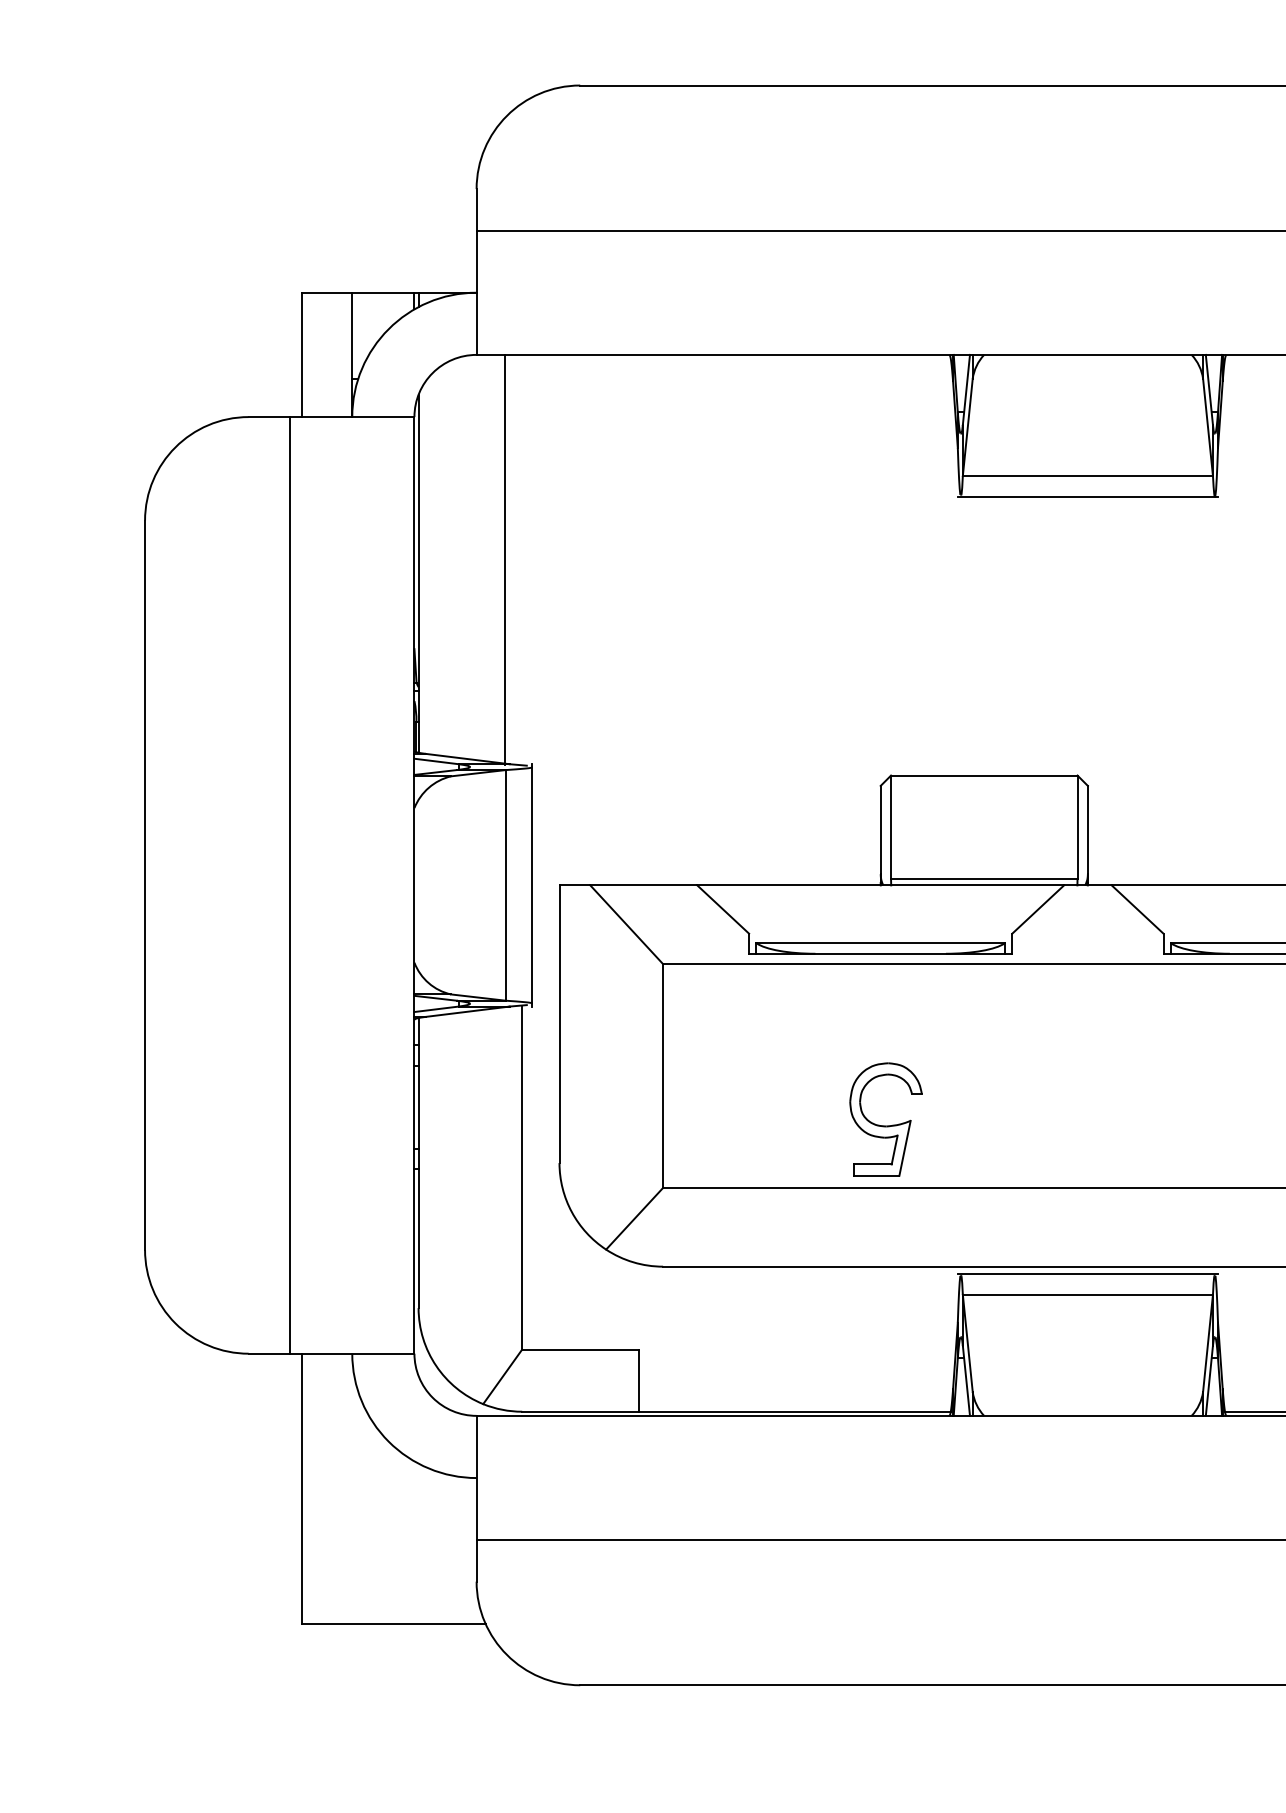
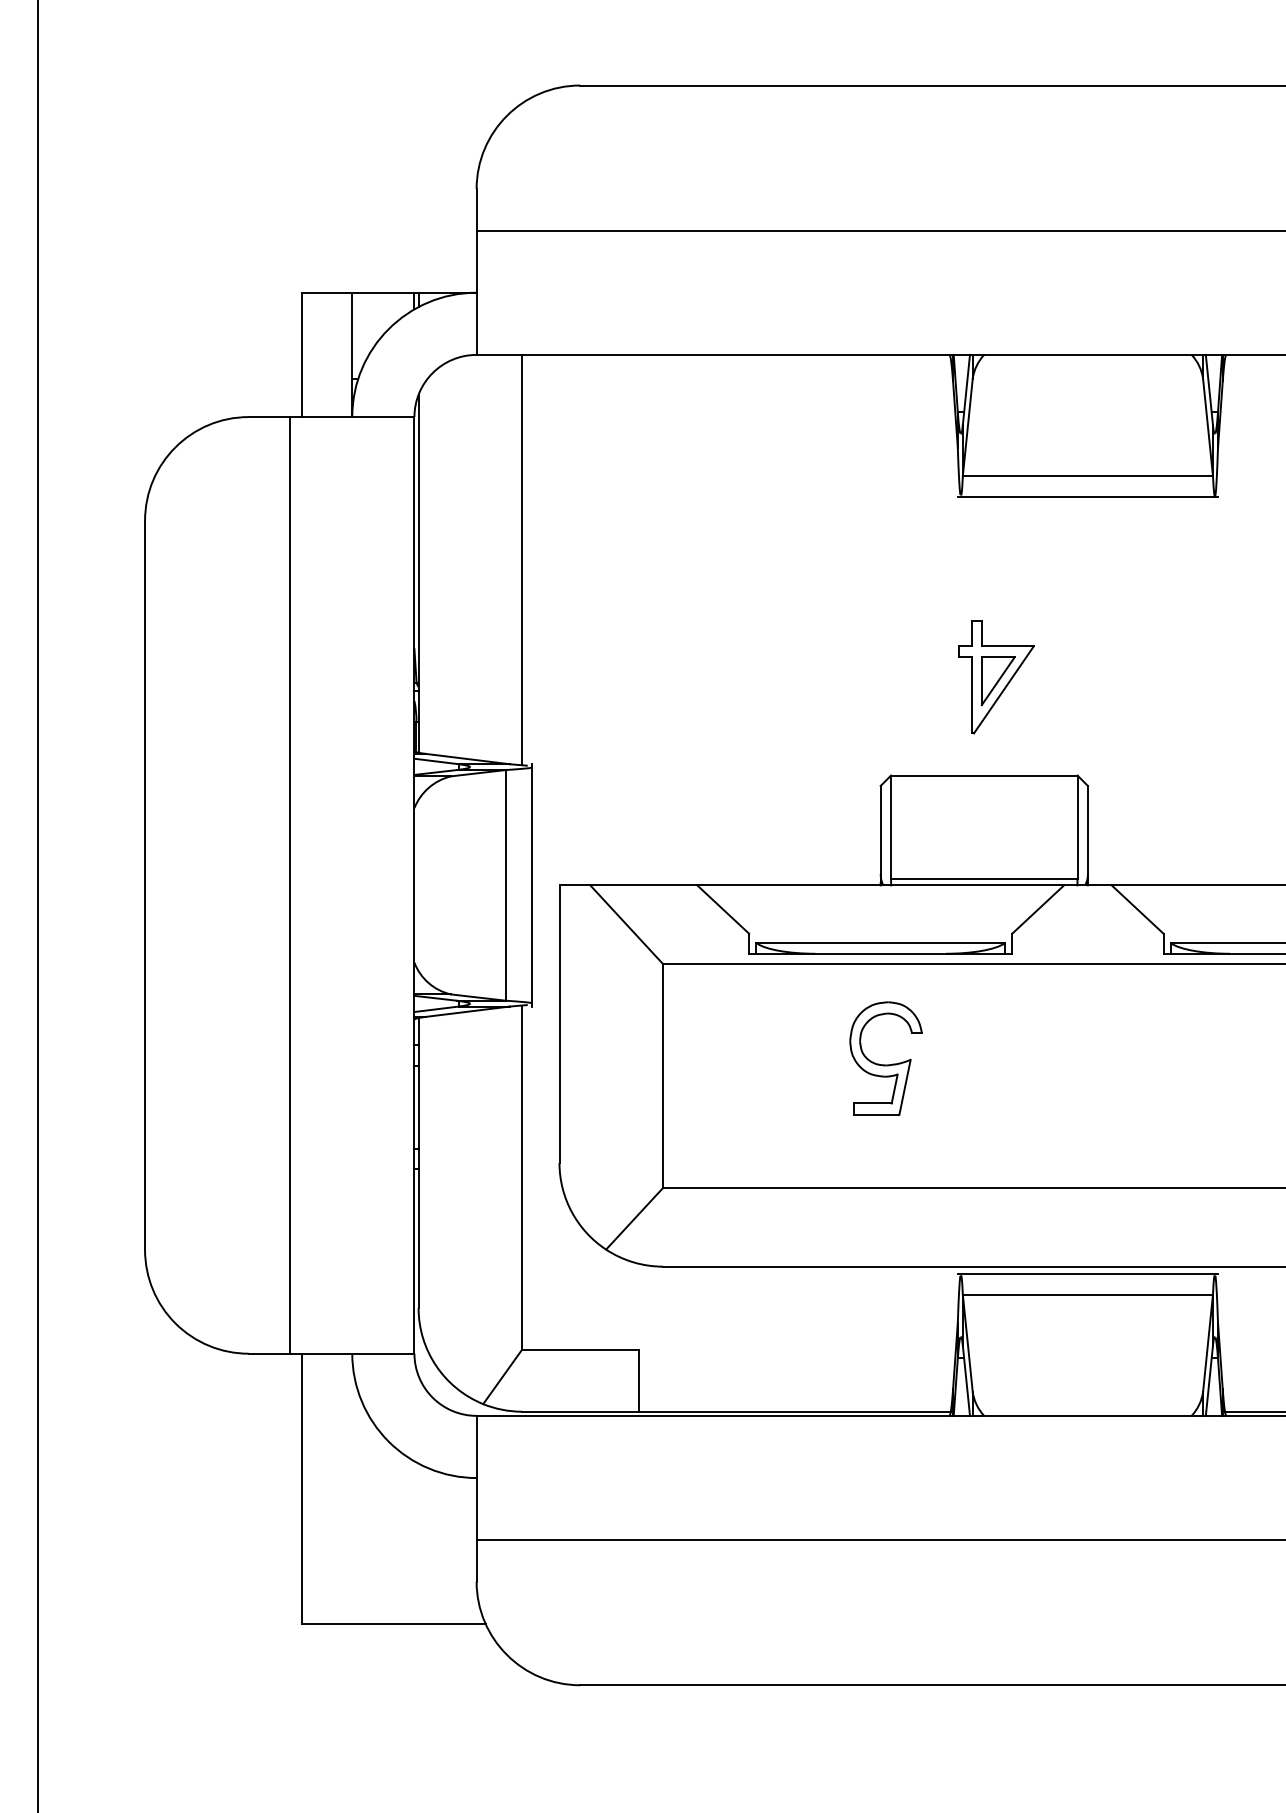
line position: (505, 559) -> (522, 559) (522, 559)
part: none -> present (996, 677)
line: none -> present (38, 905)
part position: (885, 1119) -> (885, 1058) (885, 1058)
